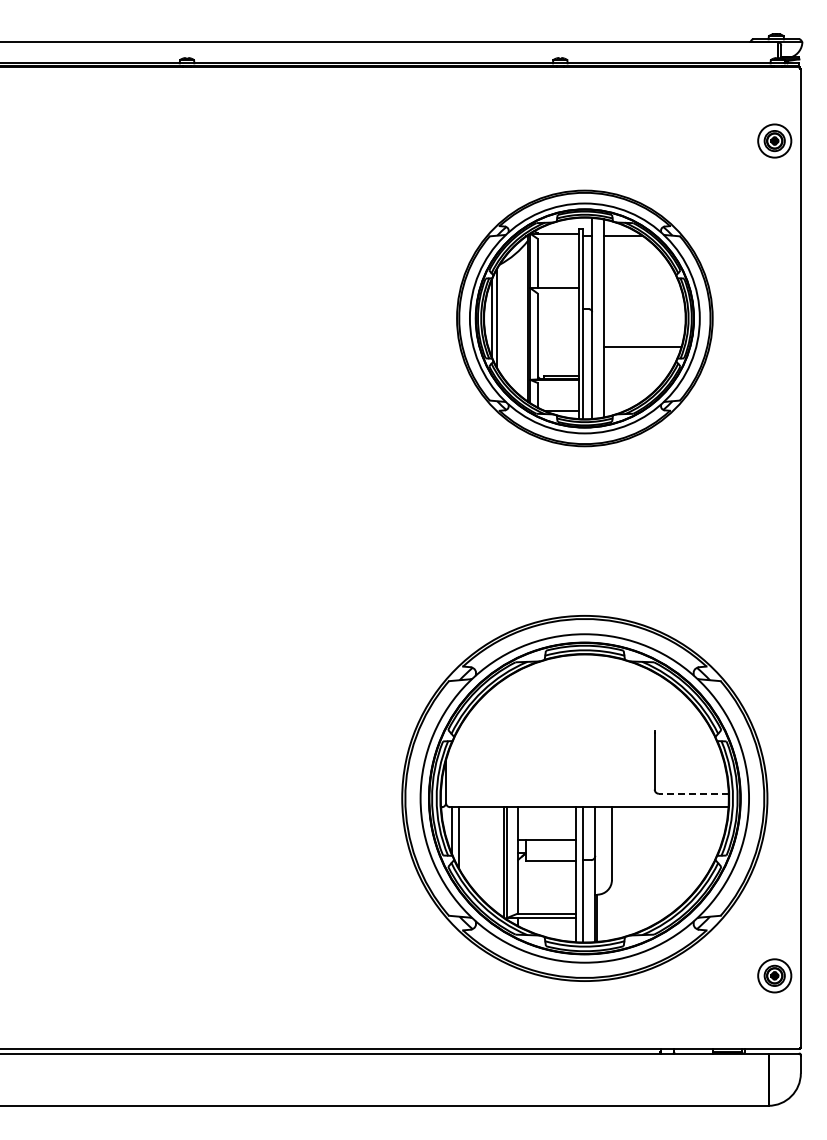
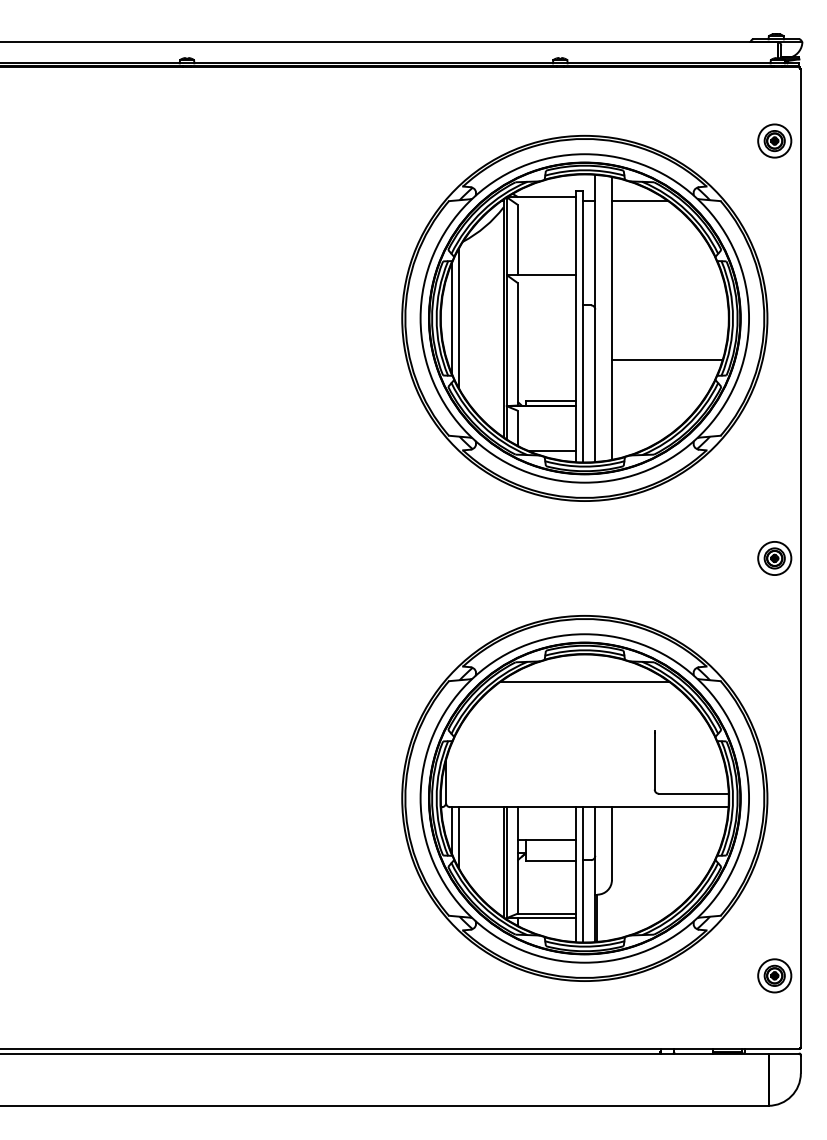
part size: 258x259 px -> 368x367 px (584, 318)
part: none -> present (774, 558)
line: none -> present (584, 682)
line: dashed -> solid (693, 793)
